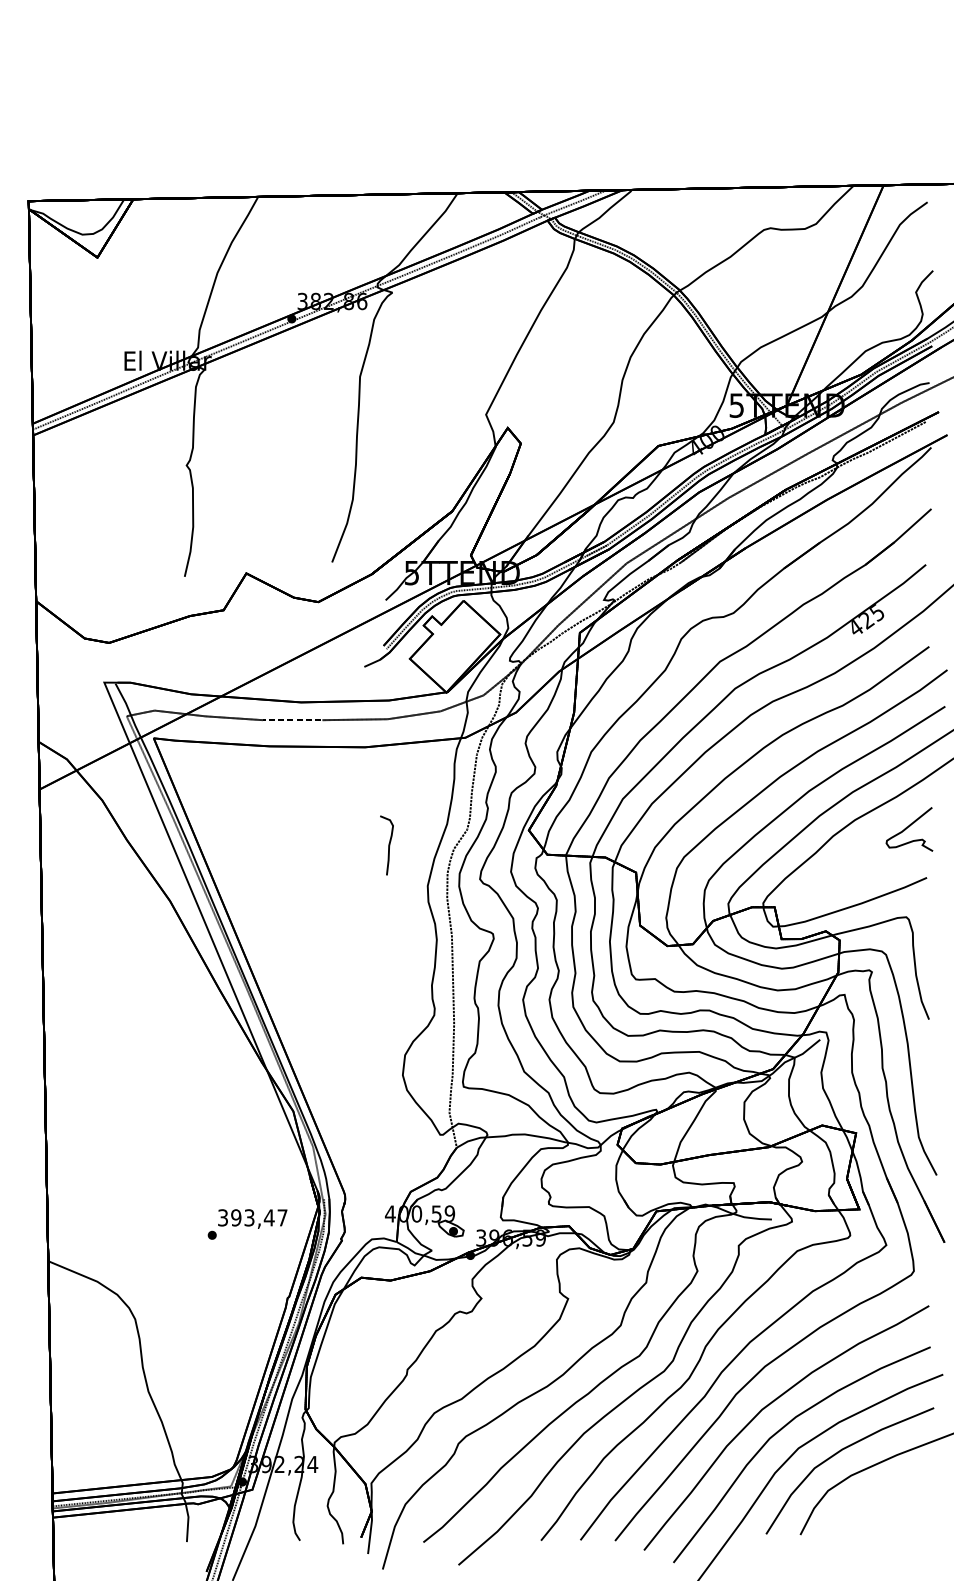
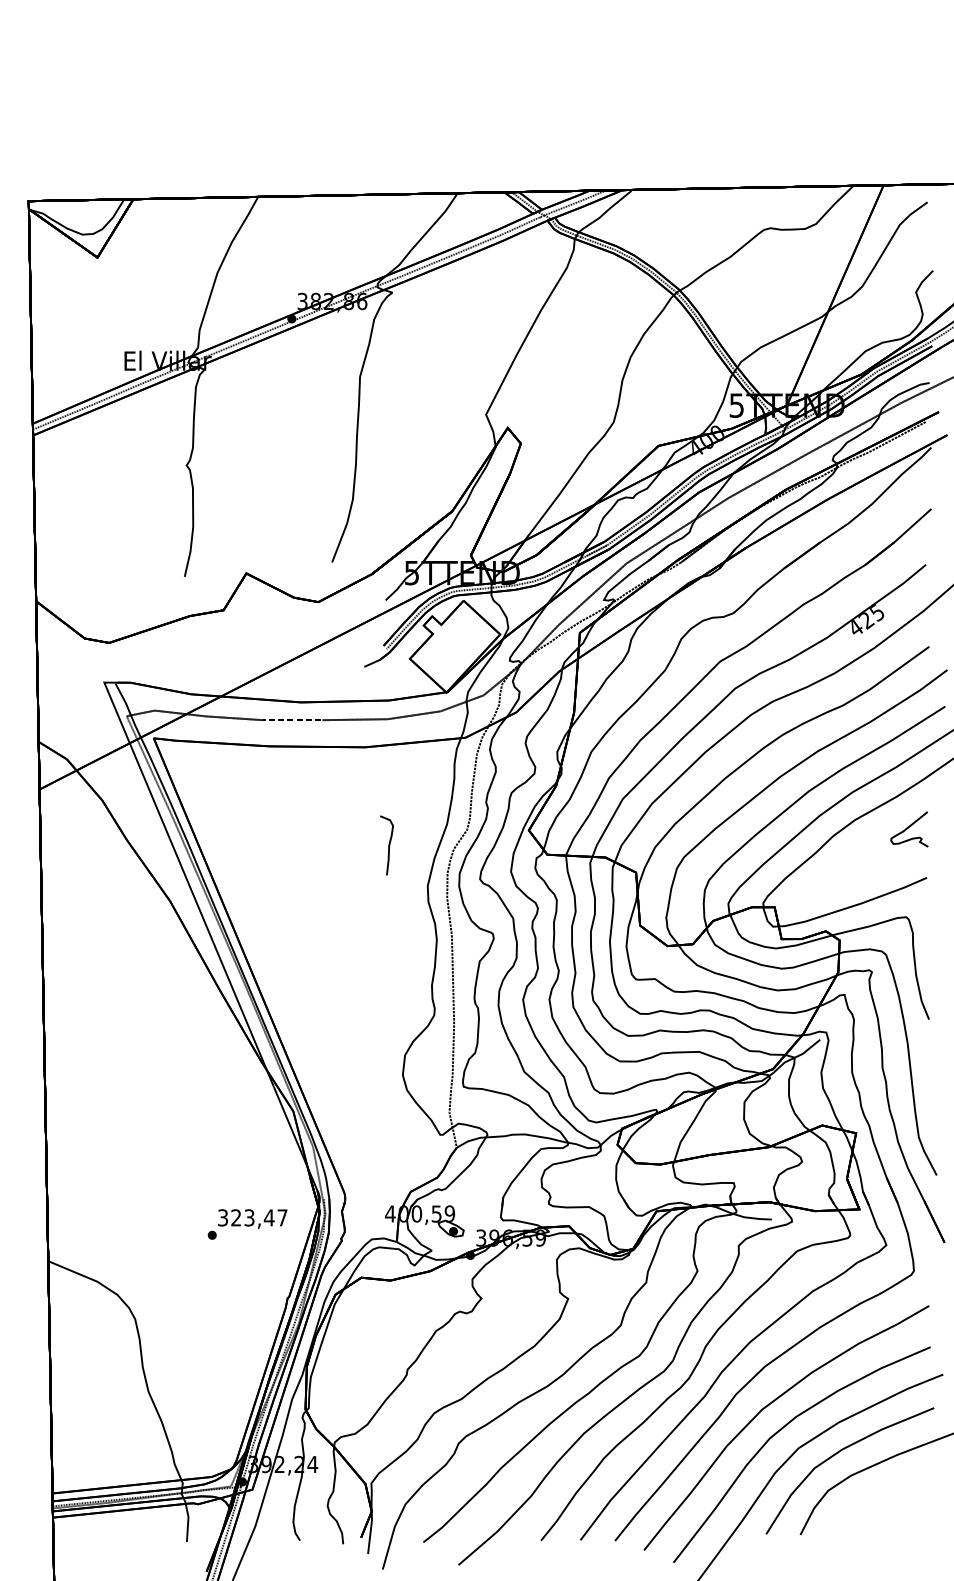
part size: 49x45 px -> 39x37 px (909, 829)
text: 393,47 -> 323,47 (236, 1217)
